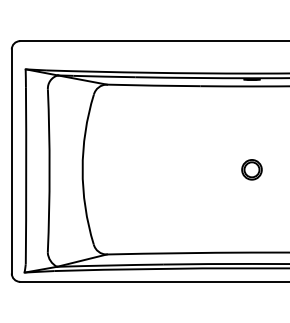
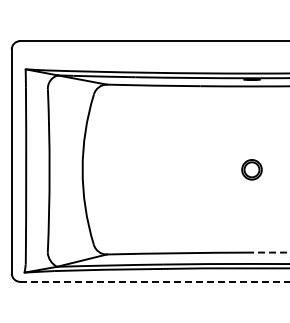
arc: solid -> dashed (270, 252)
line: solid -> dashed (155, 281)
